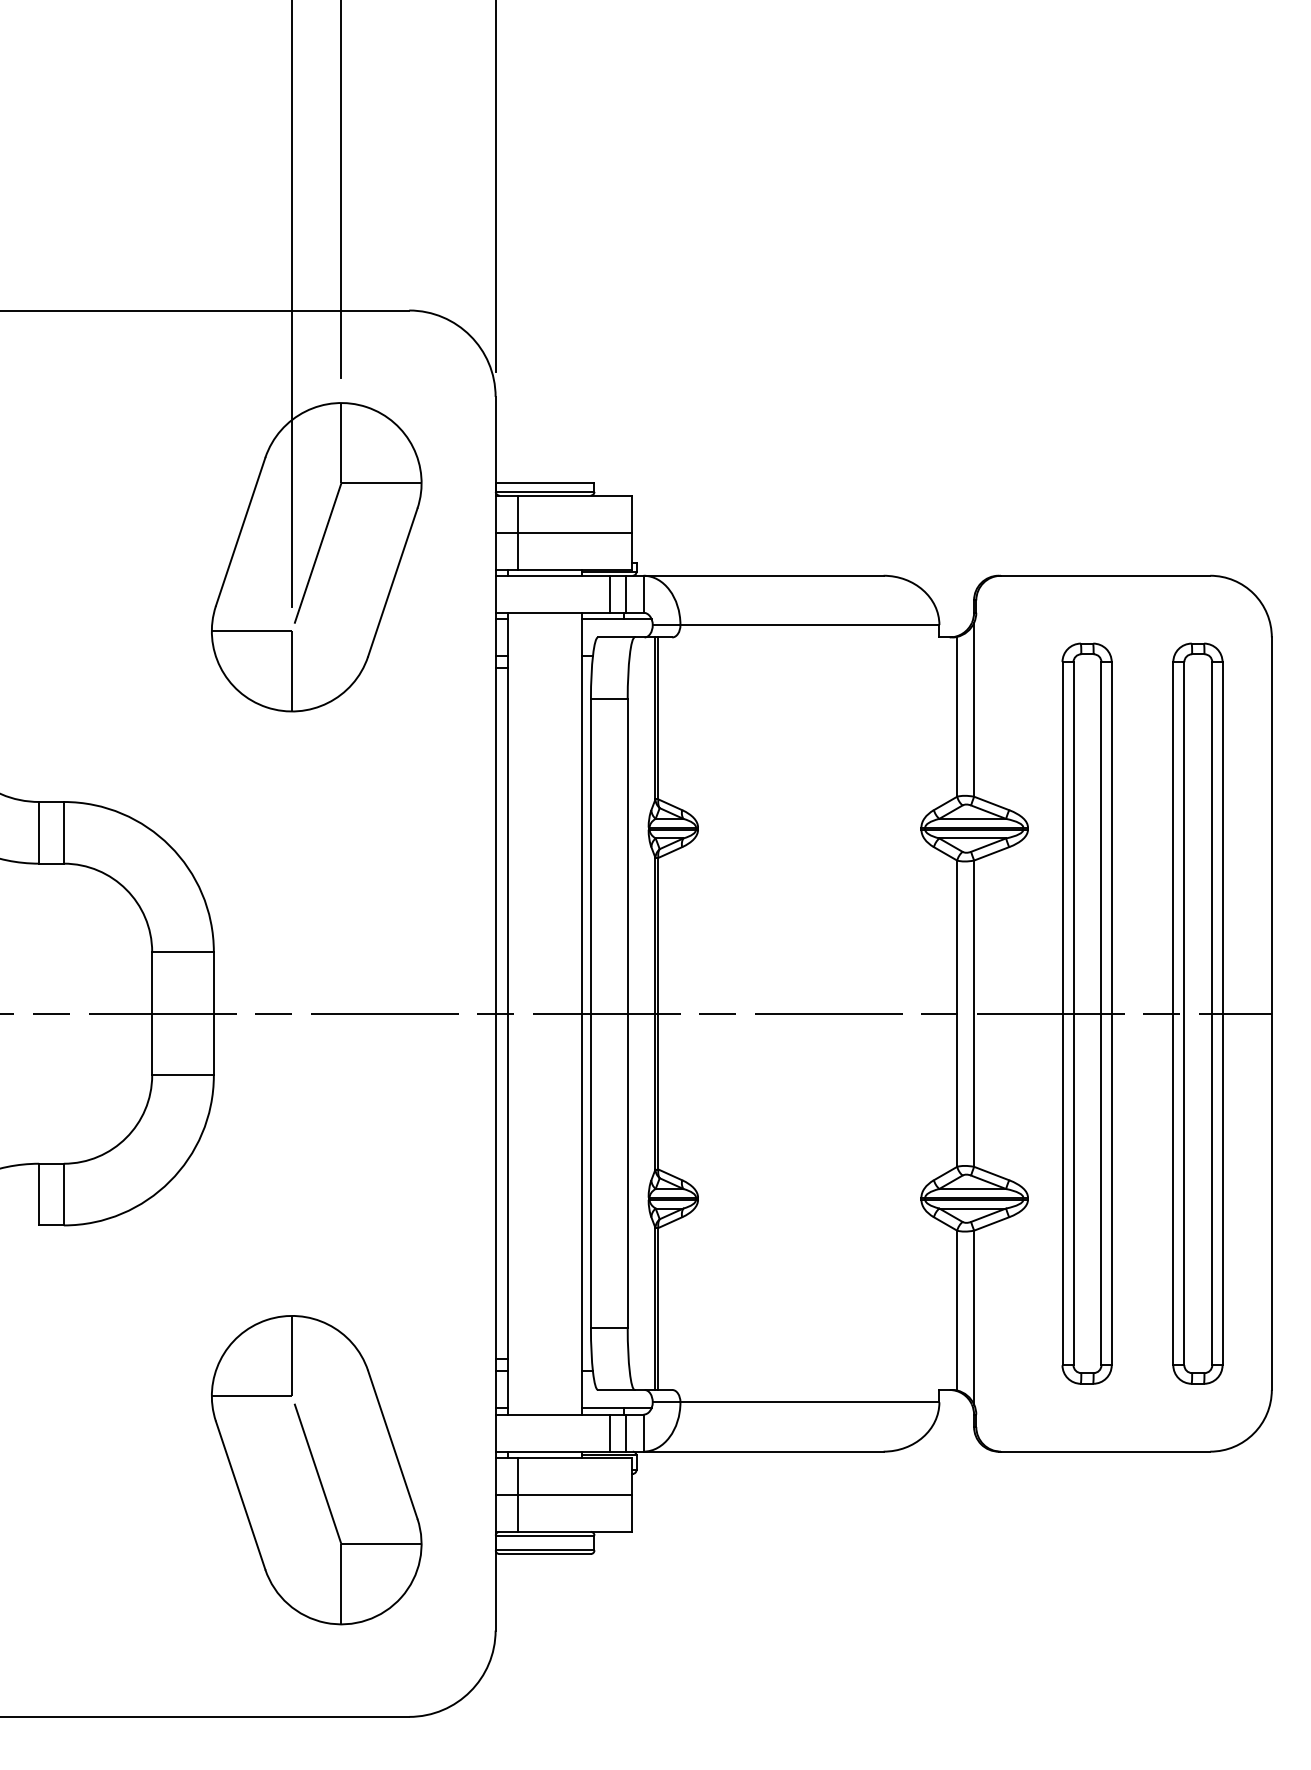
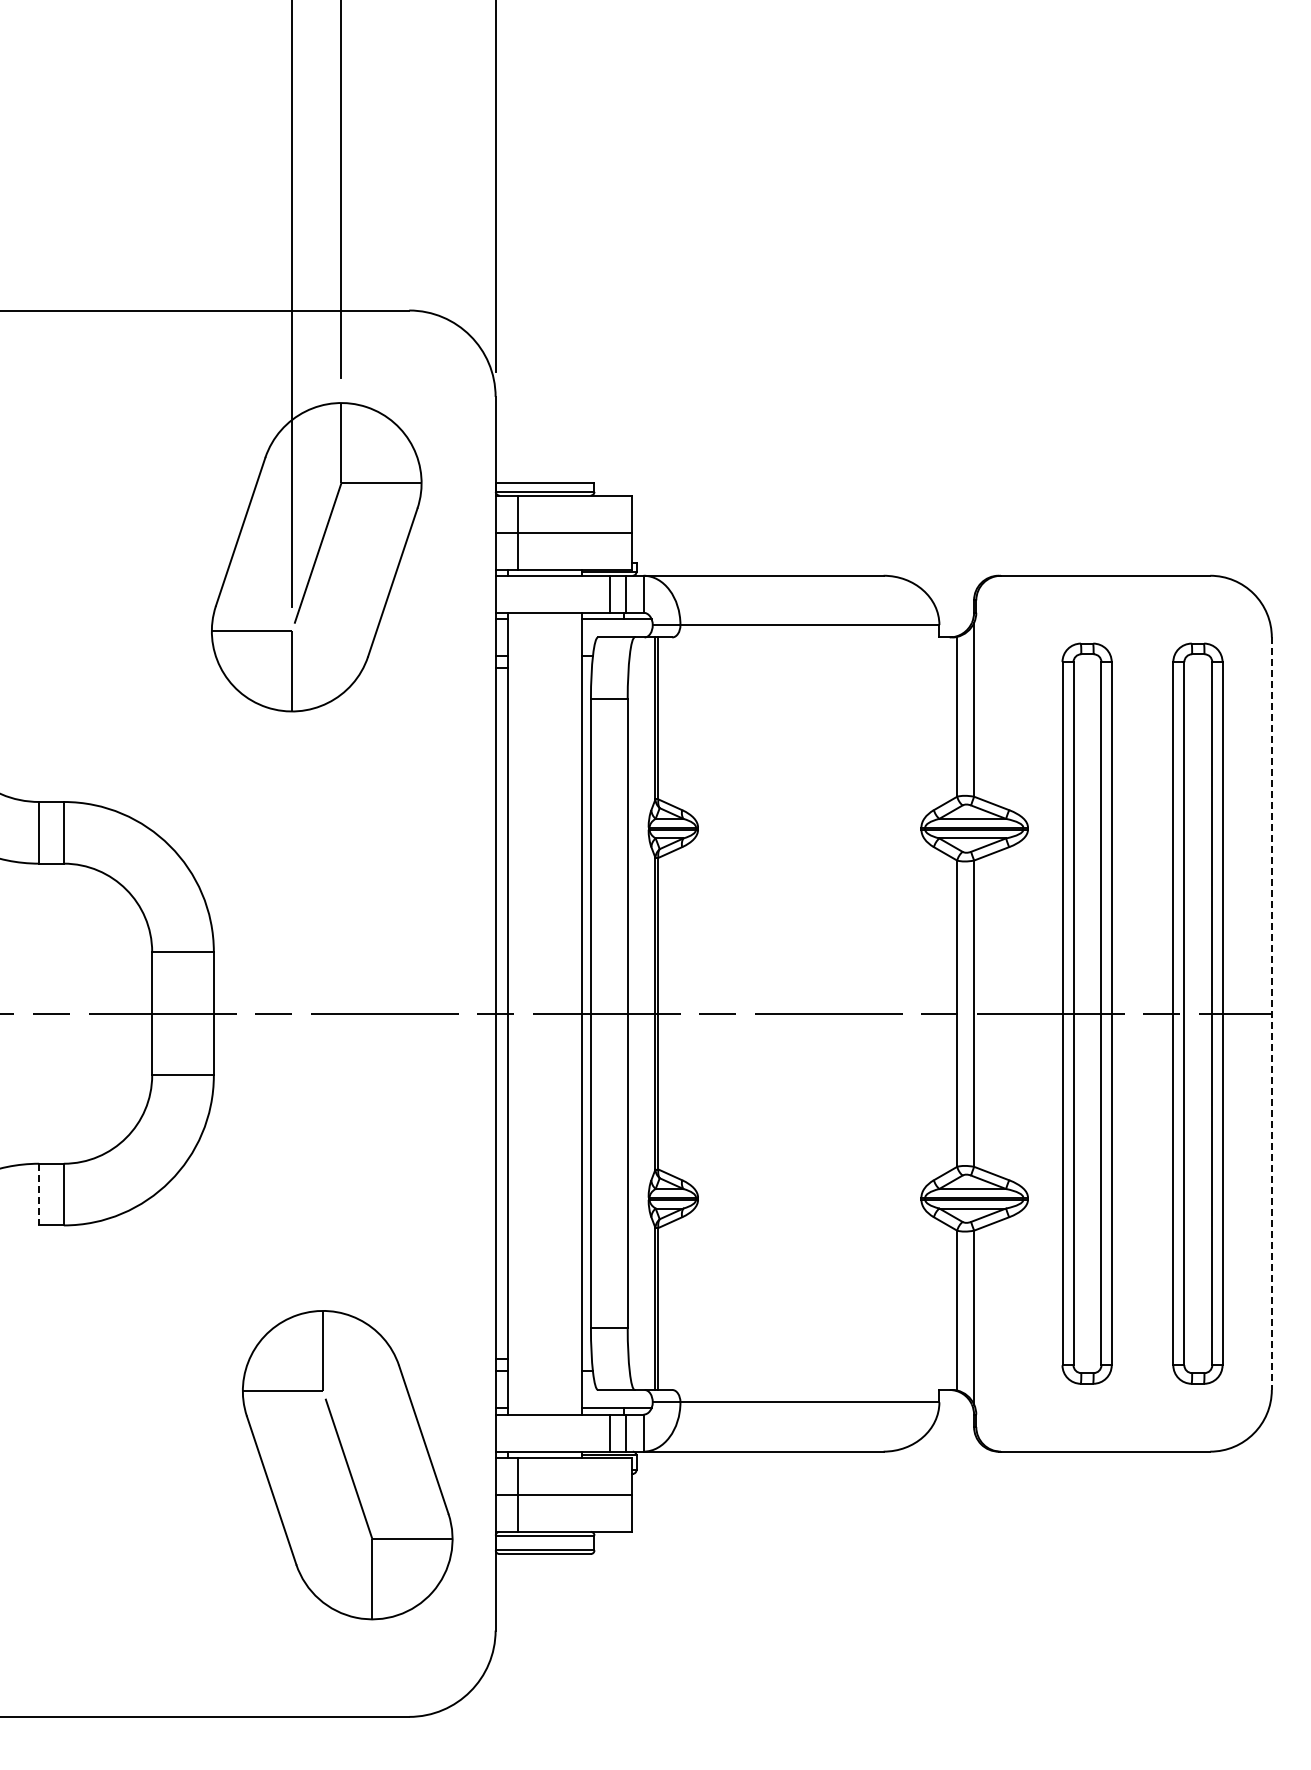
line: solid -> dashed (1271, 1014)
line: solid -> dashed (39, 1194)
part position: (316, 1470) -> (347, 1465) (347, 1465)
